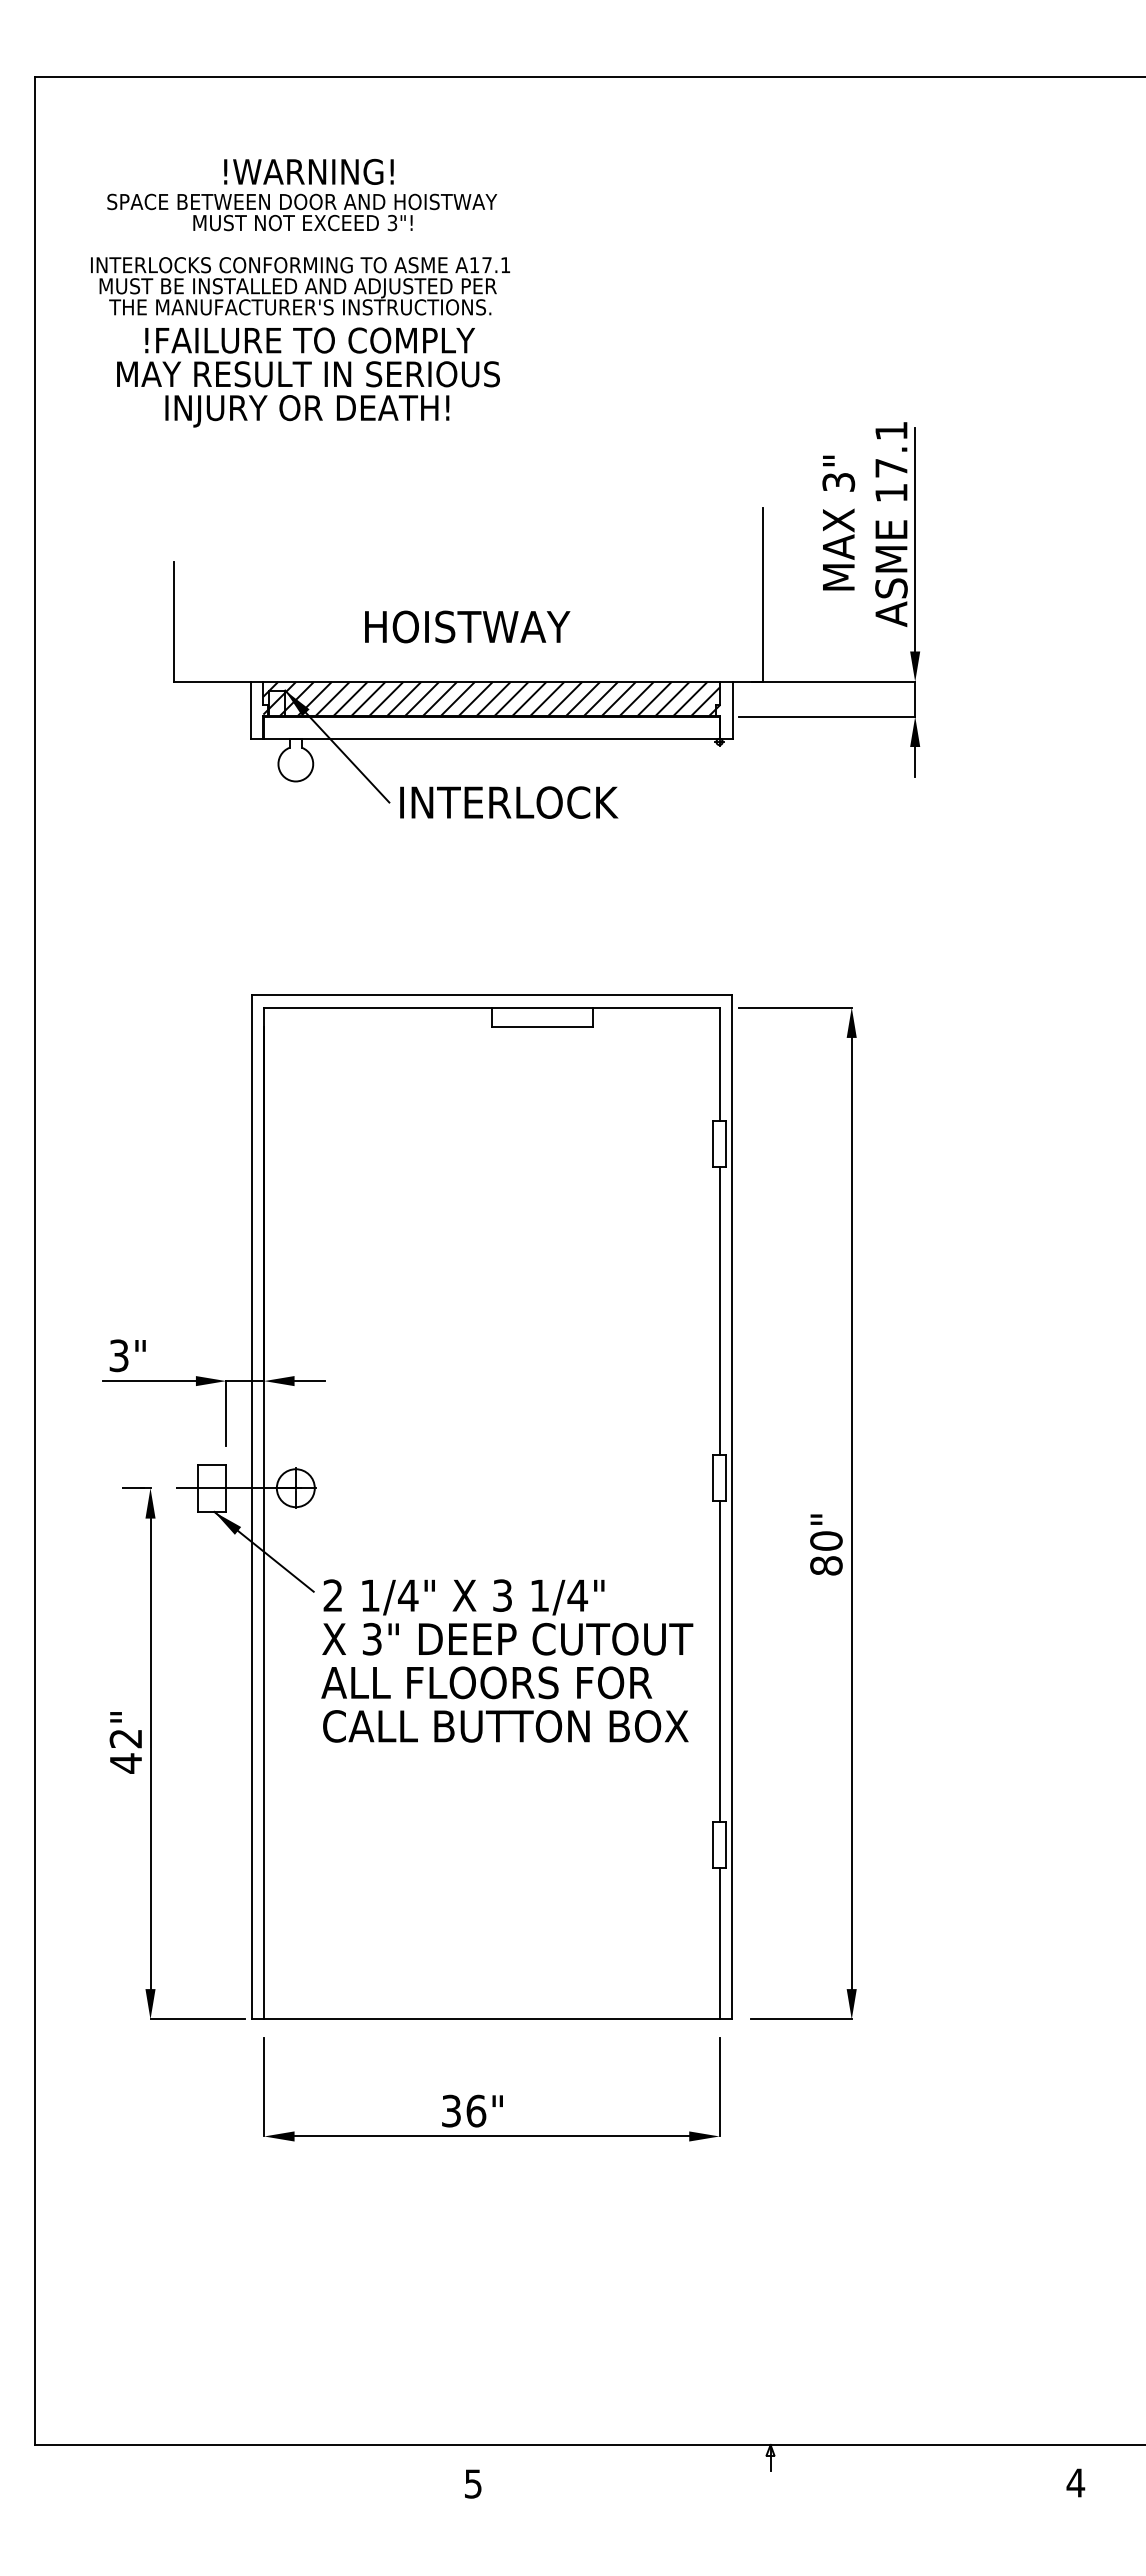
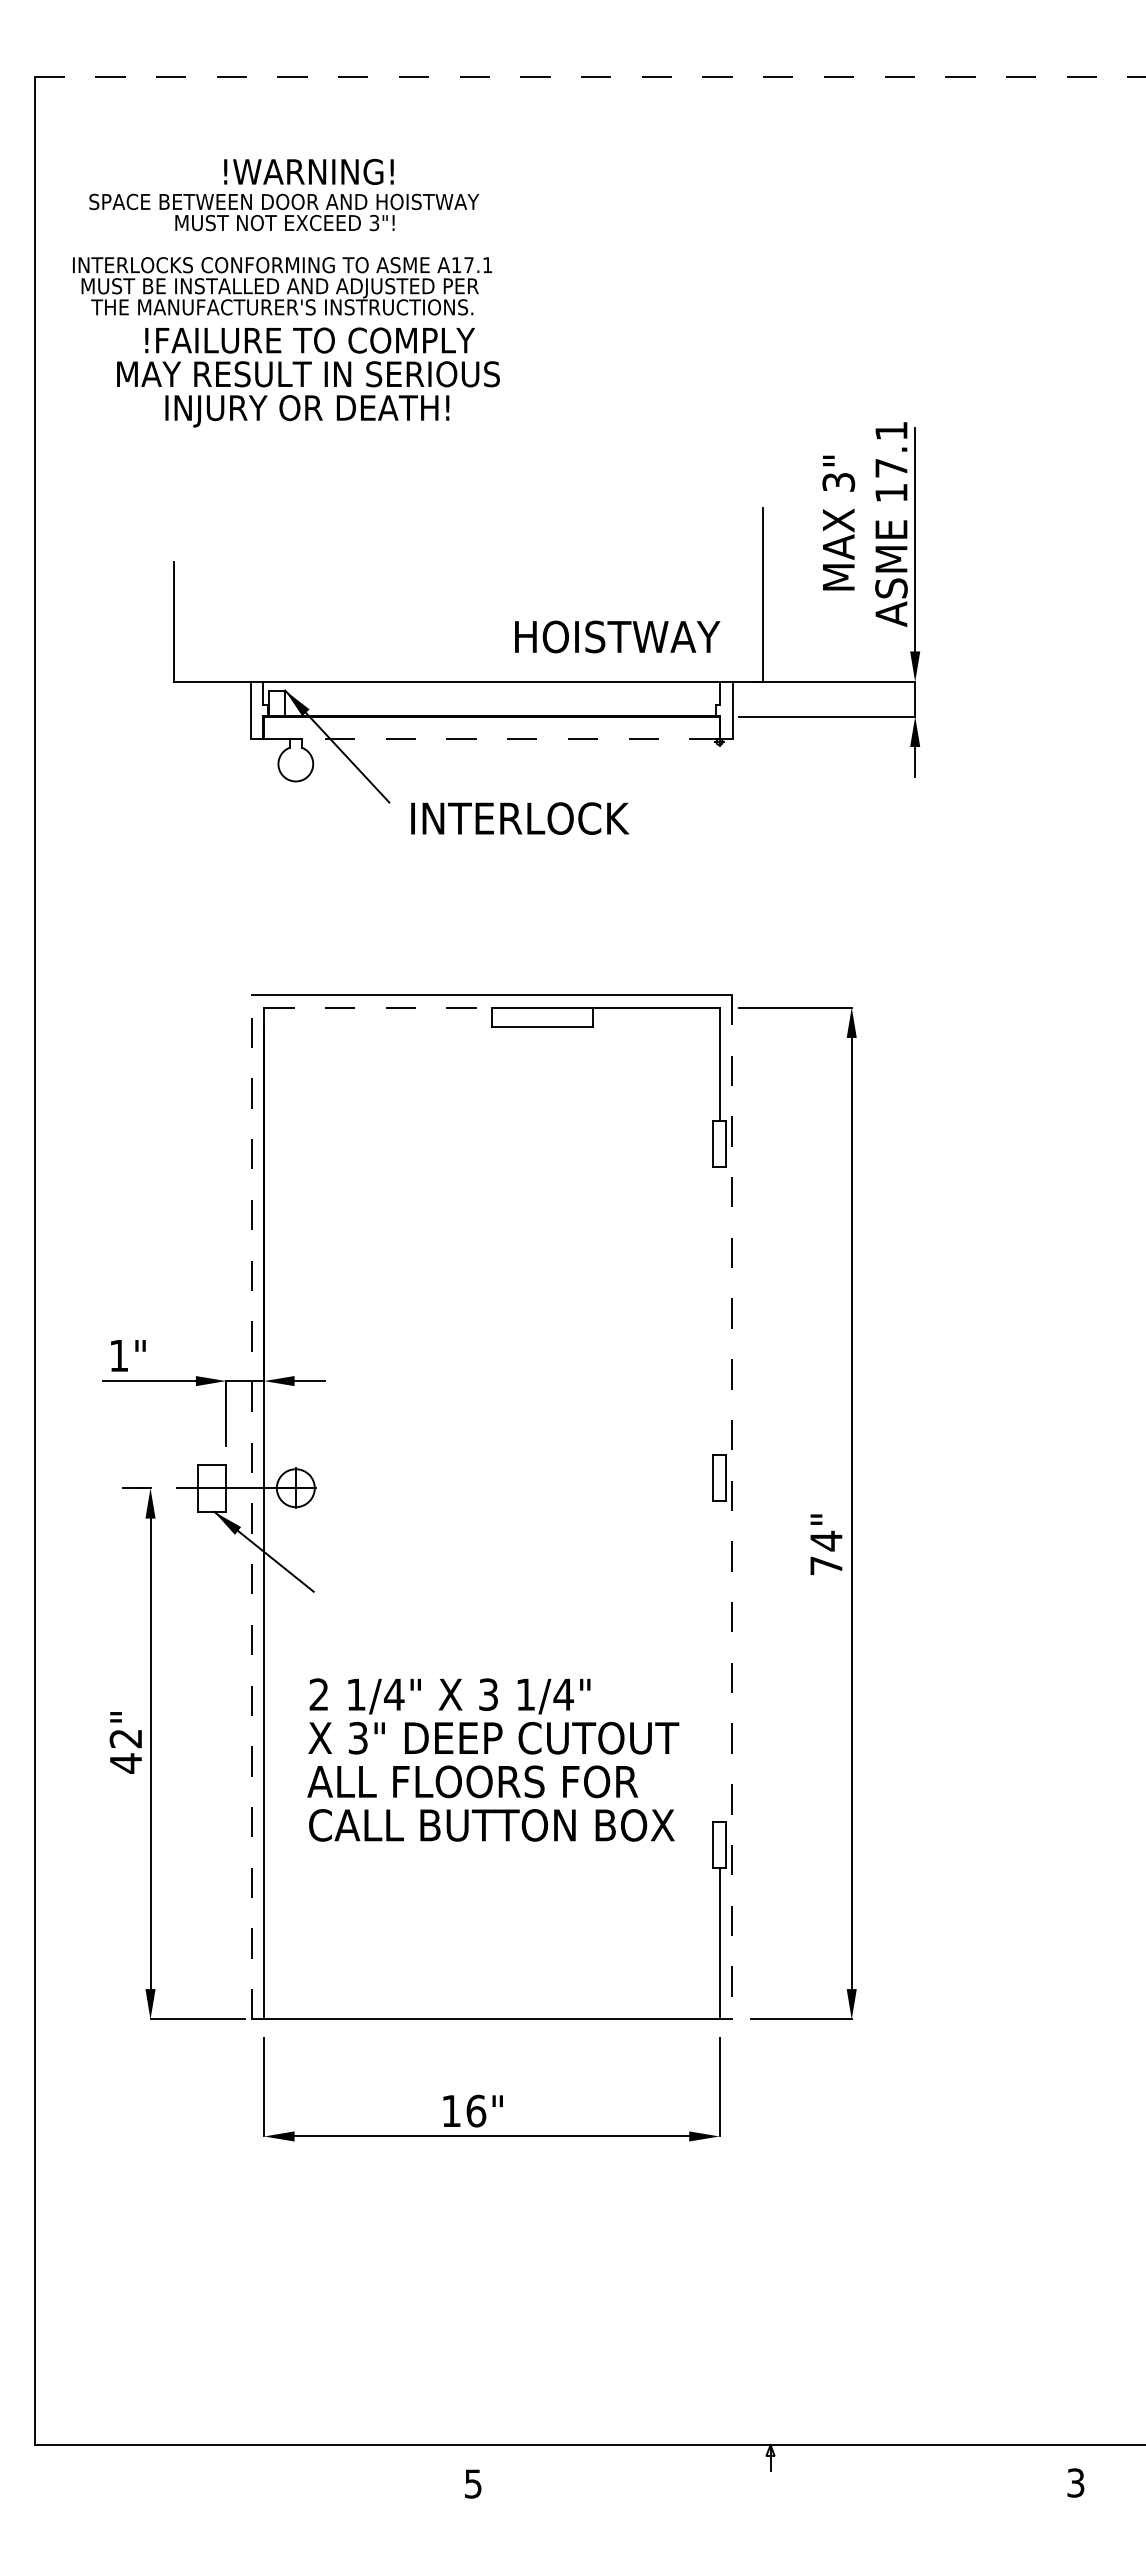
line: solid -> dashed (590, 77)
text position: (300, 254) -> (282, 254) (282, 254)
text position: (467, 626) -> (617, 636) (617, 636)
hatch: present -> none (491, 698)
line: solid -> dashed (491, 738)
text position: (509, 802) -> (520, 818) (520, 818)
line: solid -> dashed (378, 1007)
line: present -> none (719, 1311)
text: 3" -> 1" (118, 1355)
line: solid -> dashed (251, 1506)
line: solid -> dashed (732, 1507)
text: 80" -> 74" (826, 1552)
text position: (507, 1660) -> (493, 1759) (493, 1759)
line: present -> none (719, 1660)
text: 36" -> 16" (451, 2110)
text: 4 -> 3 (1075, 2482)
